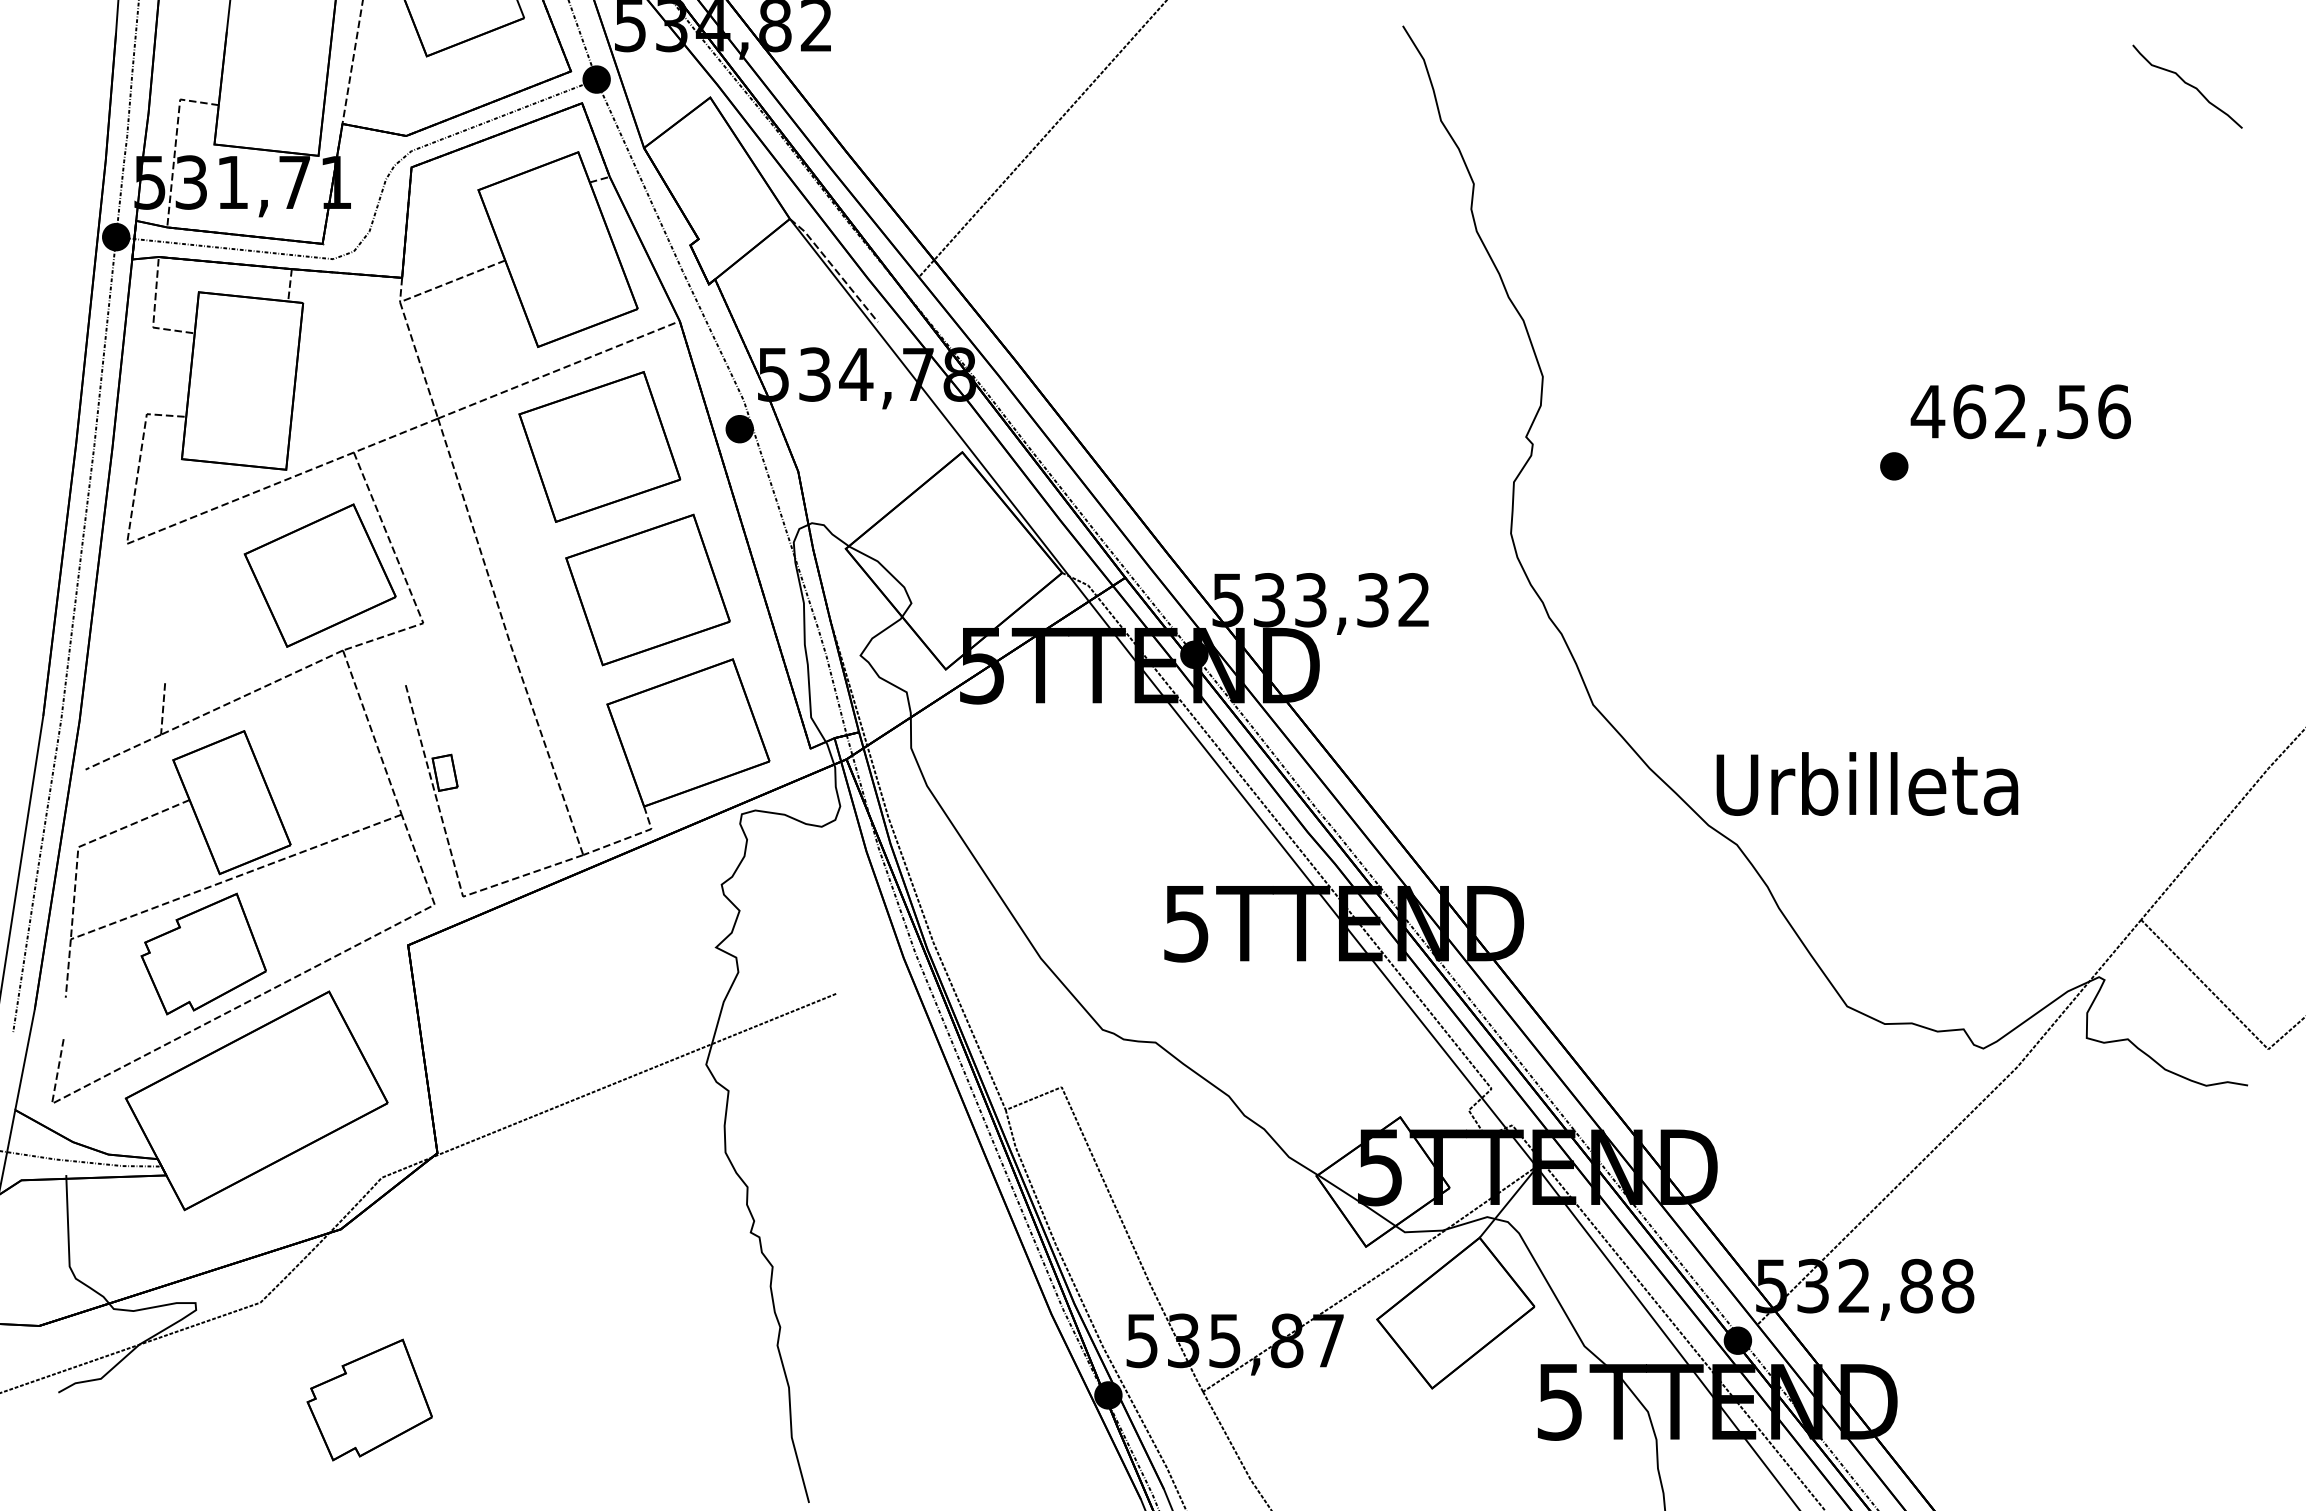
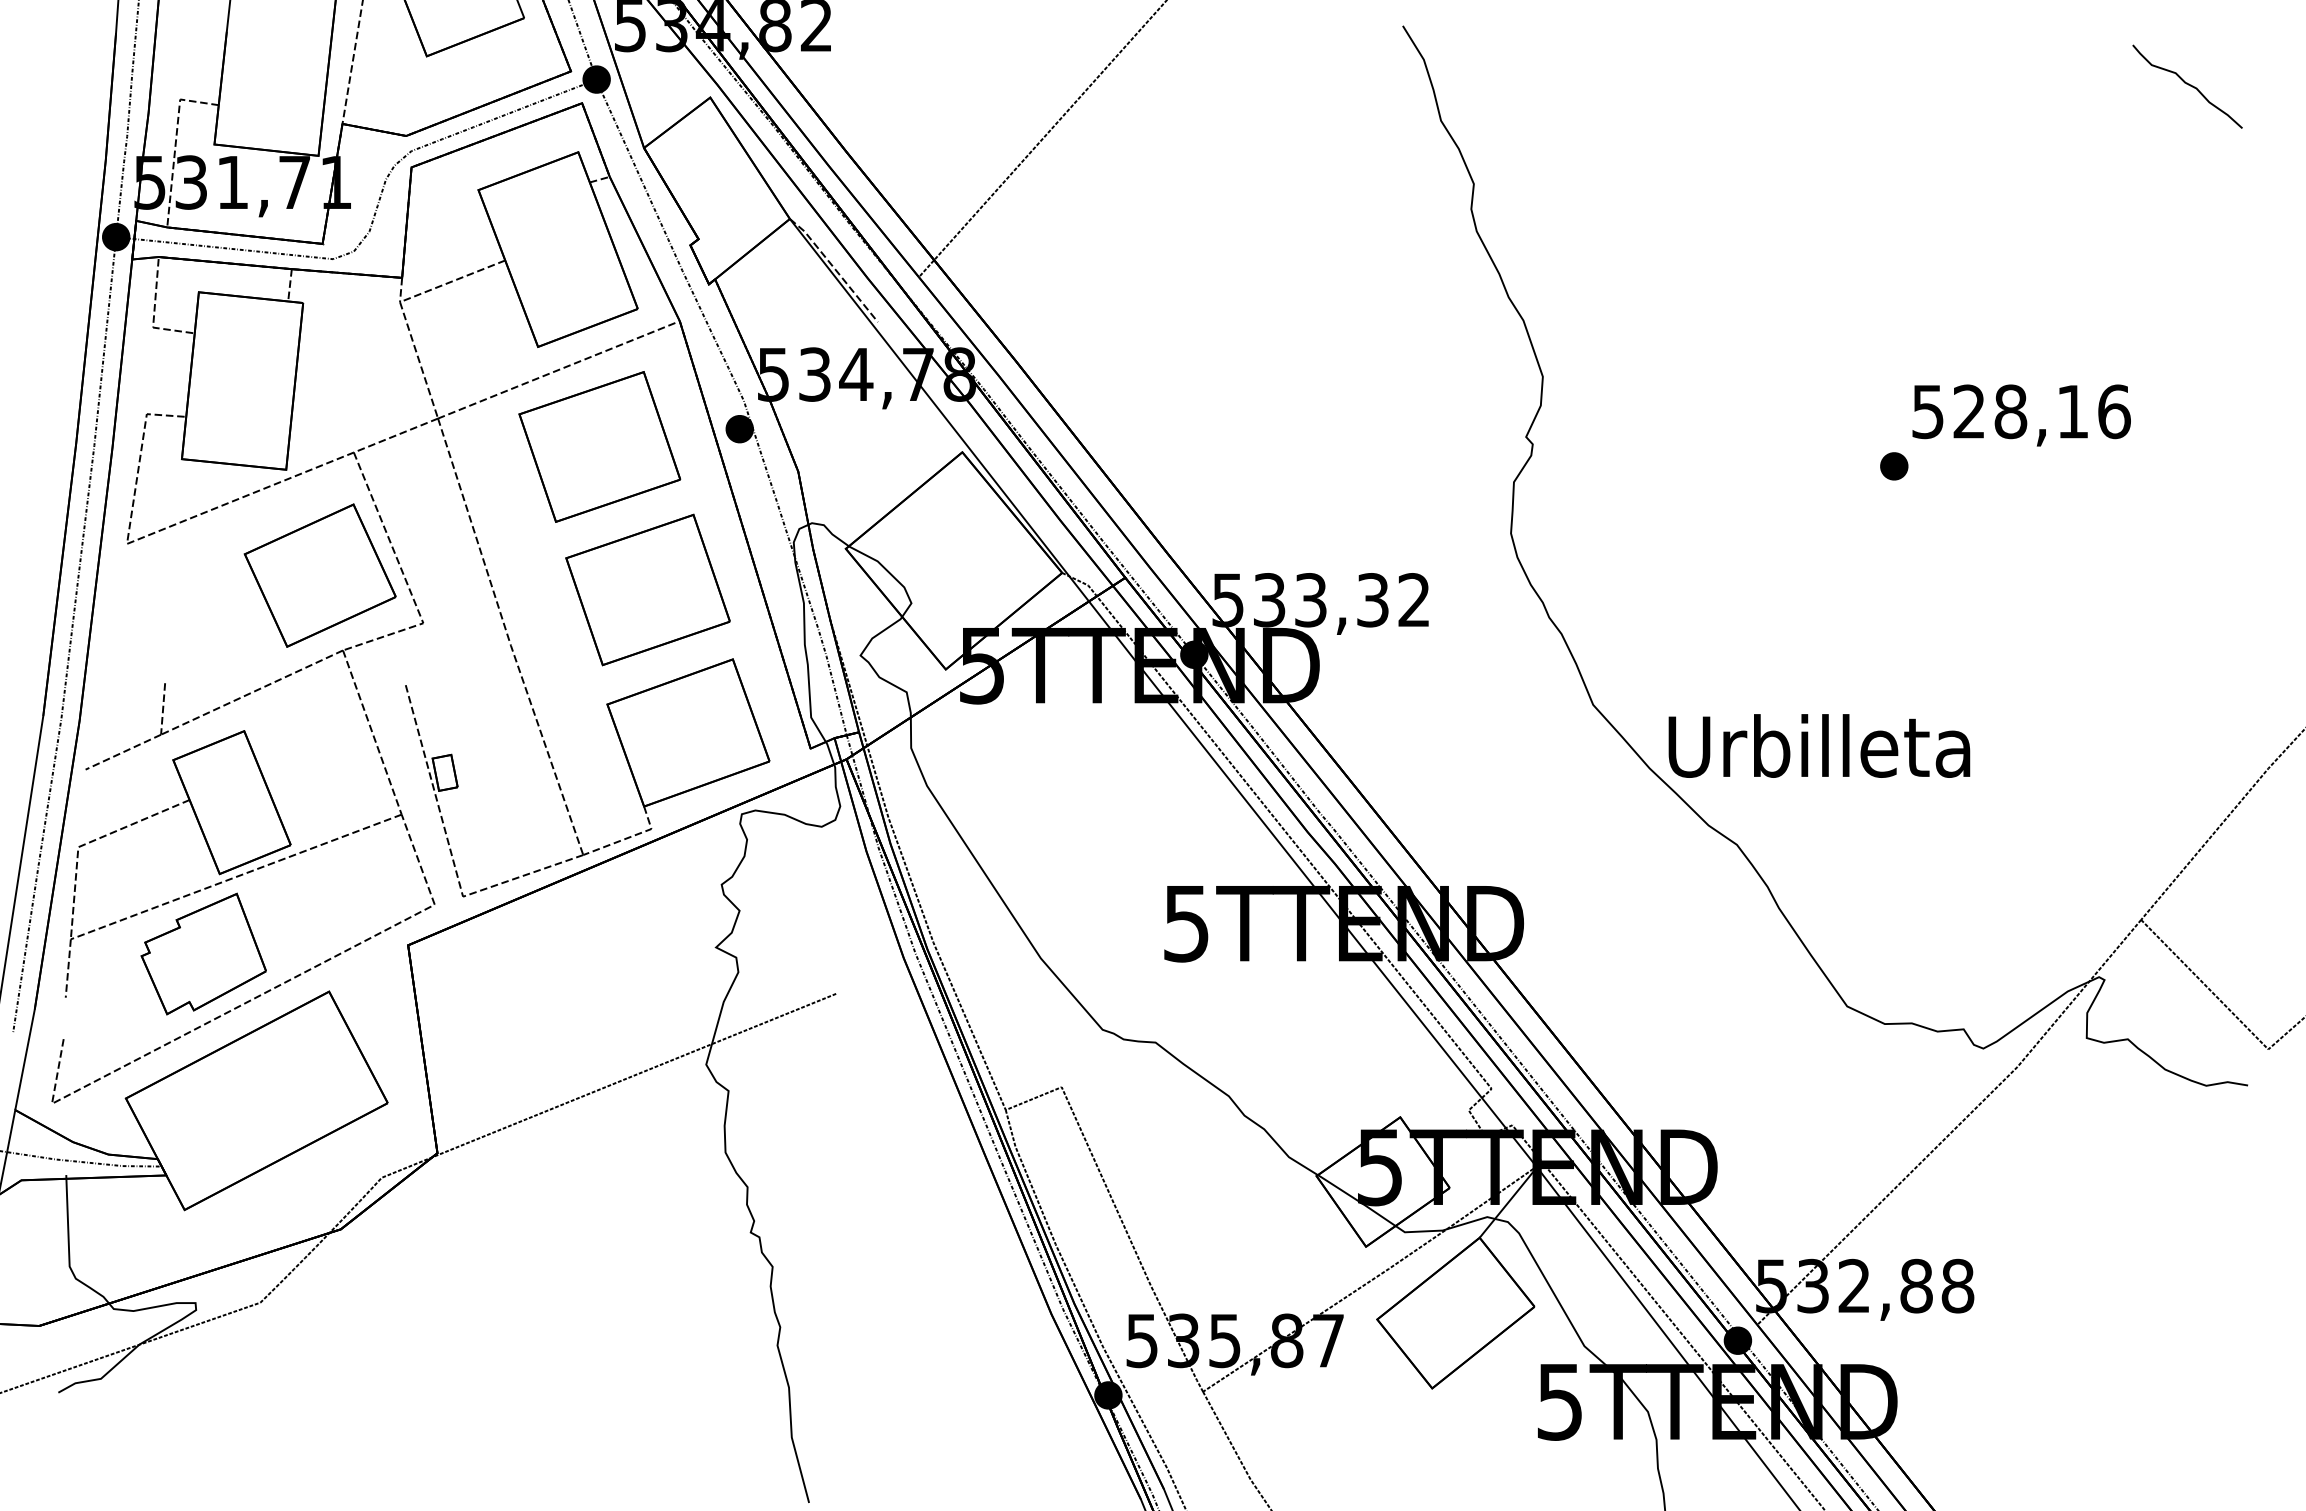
text: 462,56 -> 528,16 (1998, 411)
text position: (1867, 783) -> (1819, 745) (1819, 745)
part: present -> none (369, 1399)
